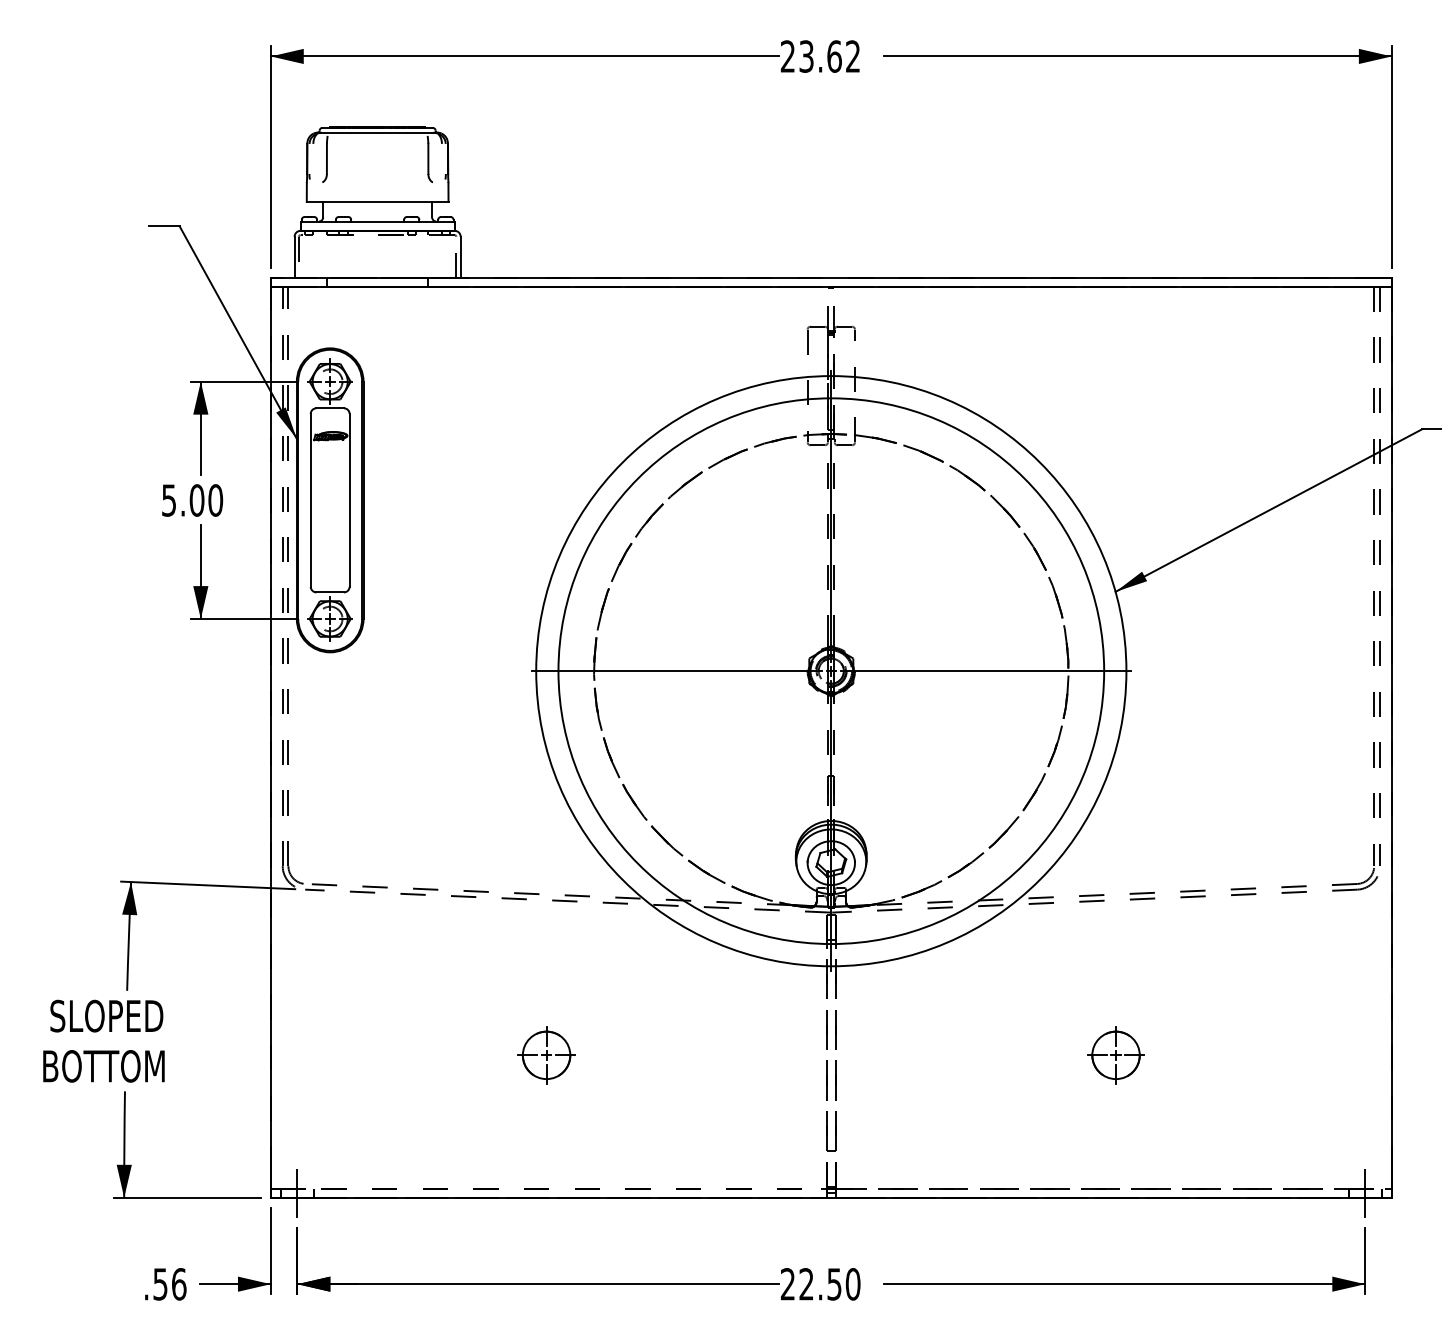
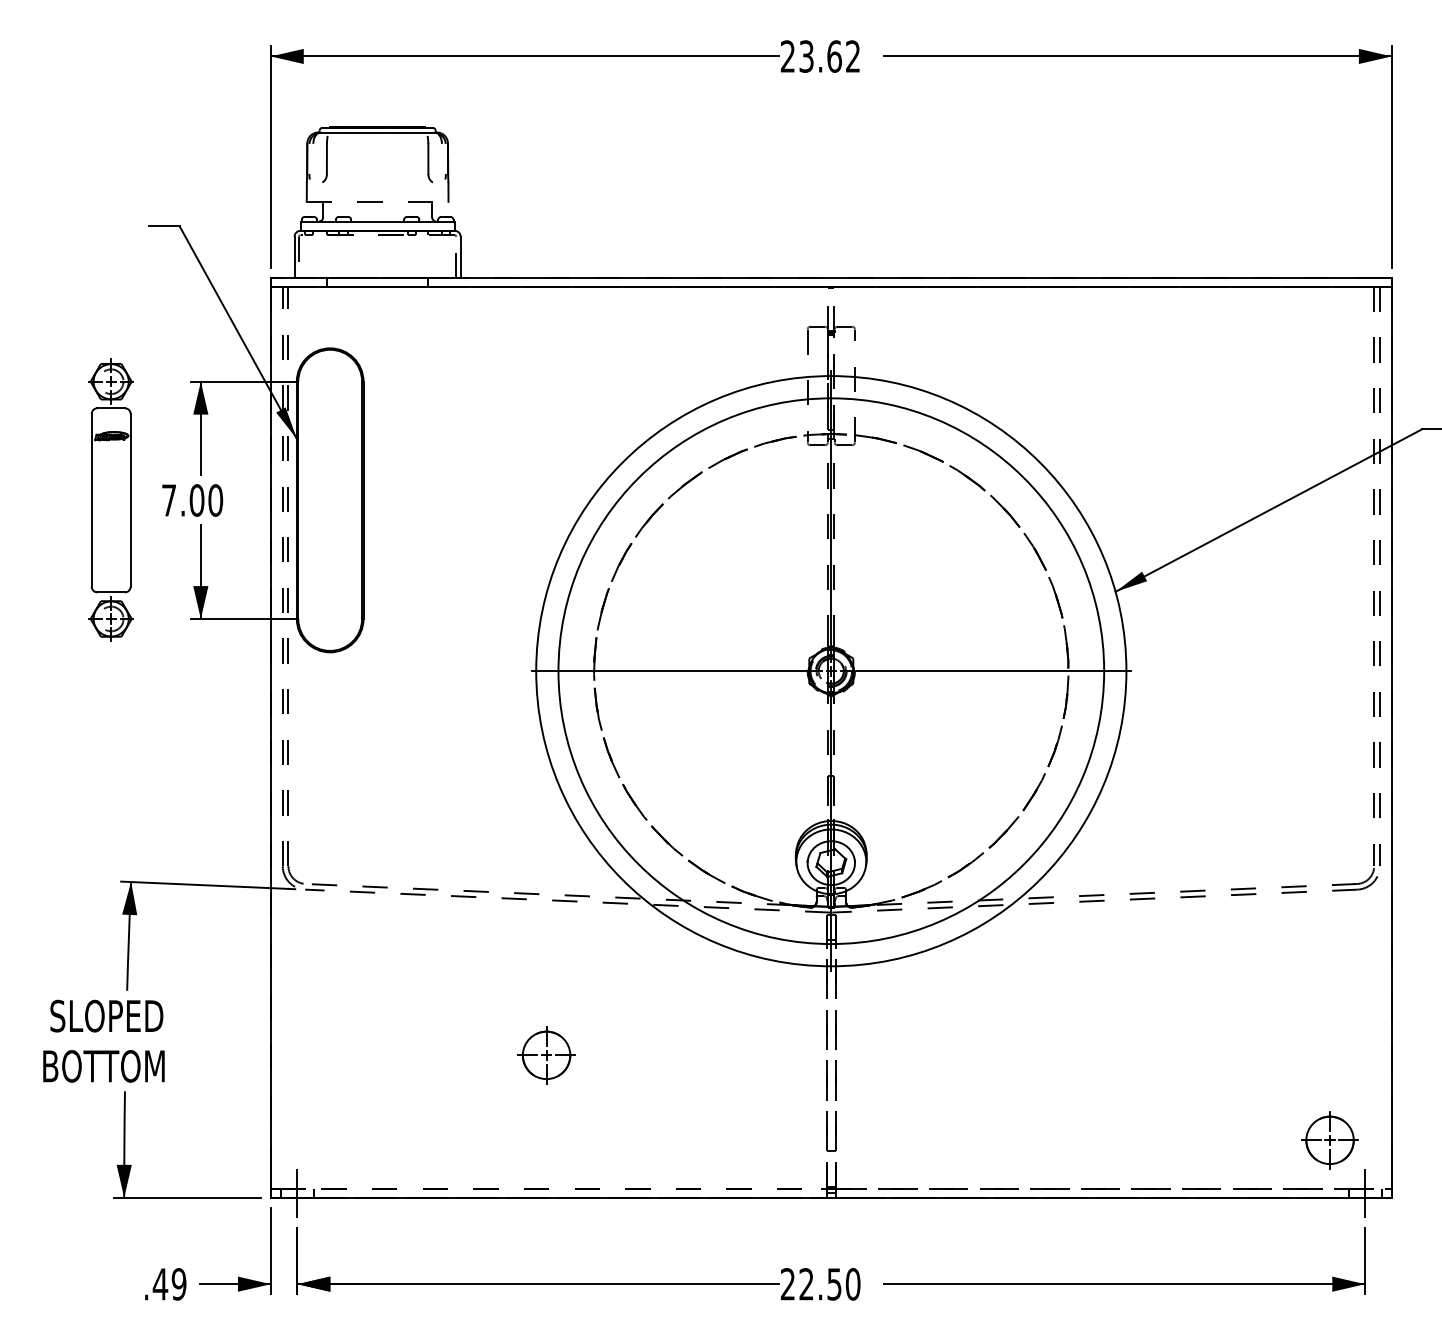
line: solid -> dashed (377, 201)
part position: (329, 499) -> (110, 499) (110, 499)
text: 5.00 -> 7.00 (168, 500)
part position: (1115, 1055) -> (1329, 1140) (1329, 1140)
text: .56 -> .49 (169, 1284)
